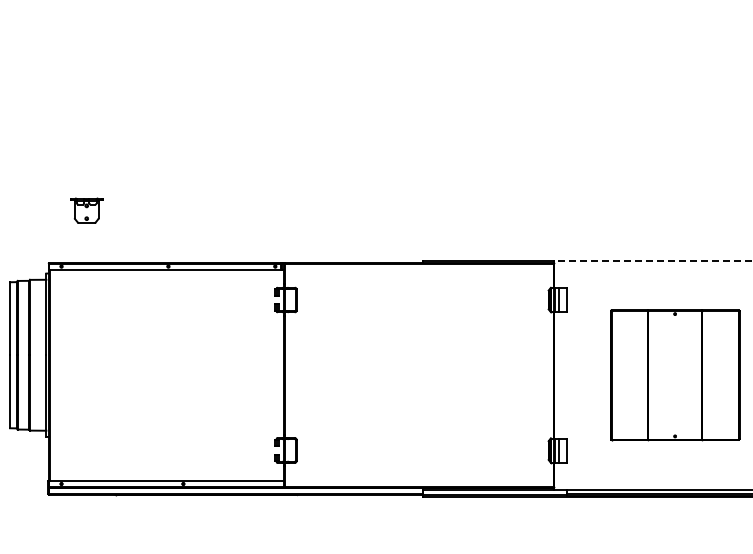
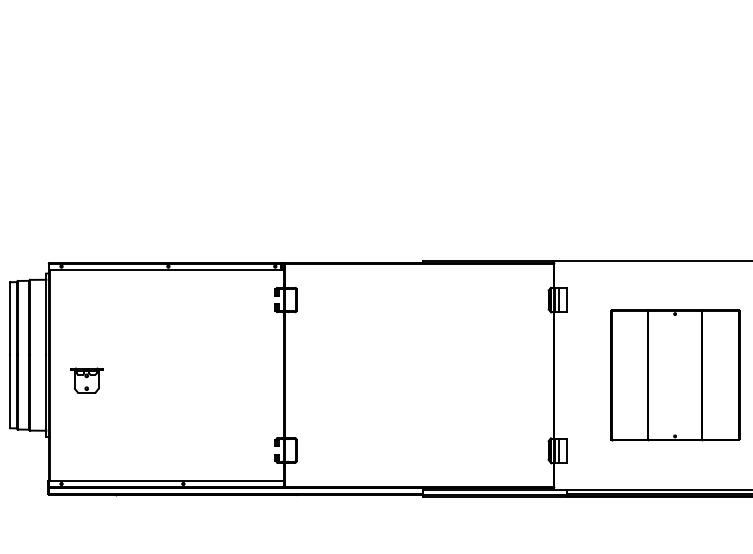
part position: (86, 210) -> (86, 380) (86, 380)
line: dashed -> solid (652, 260)
